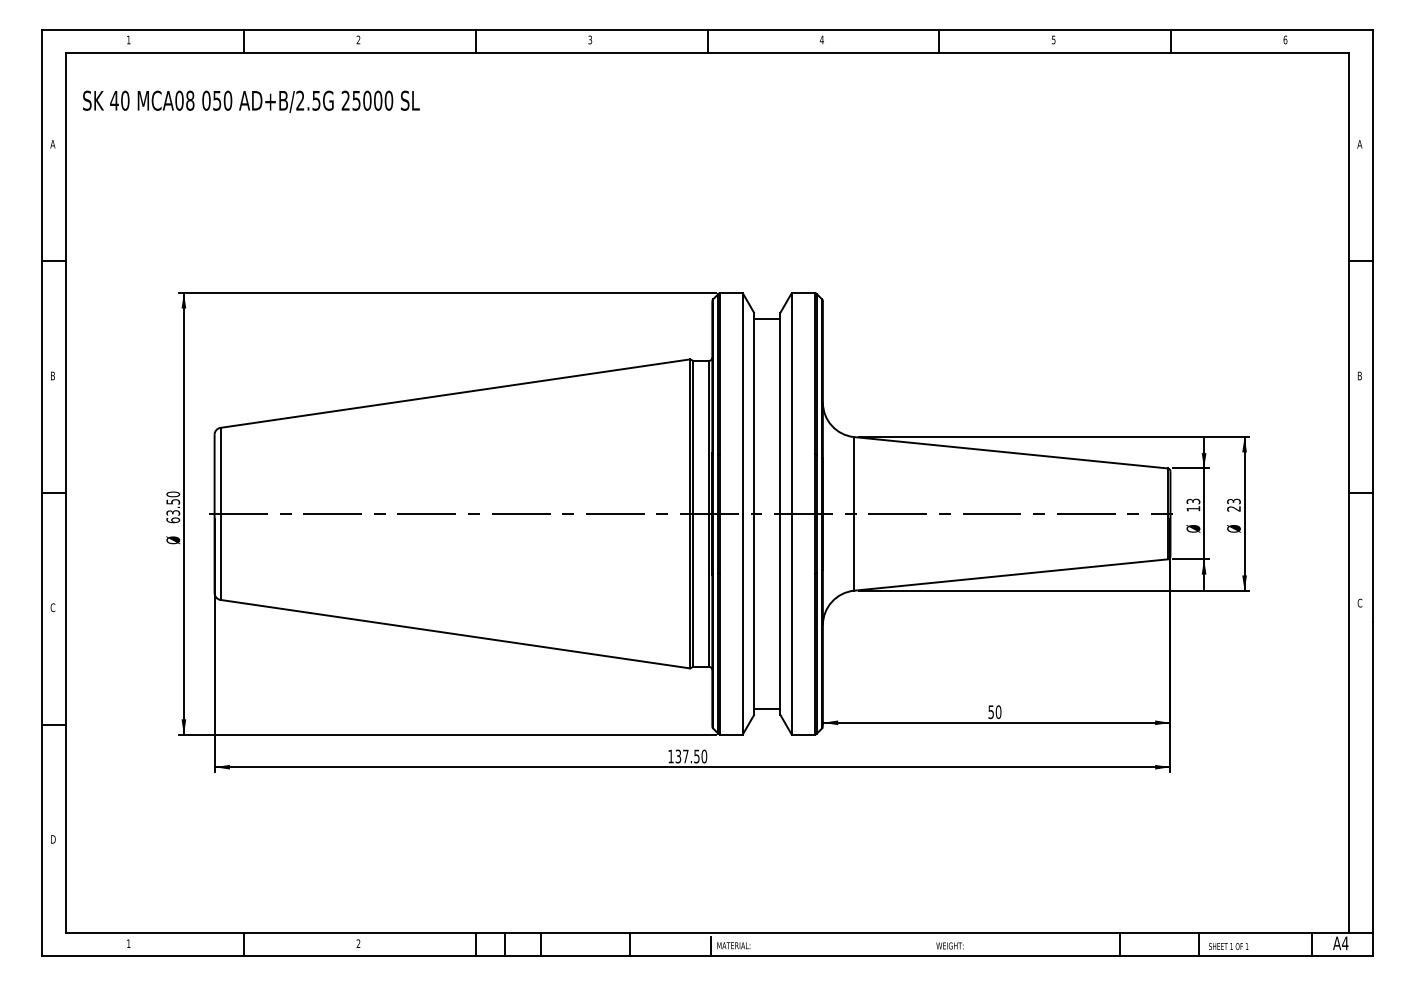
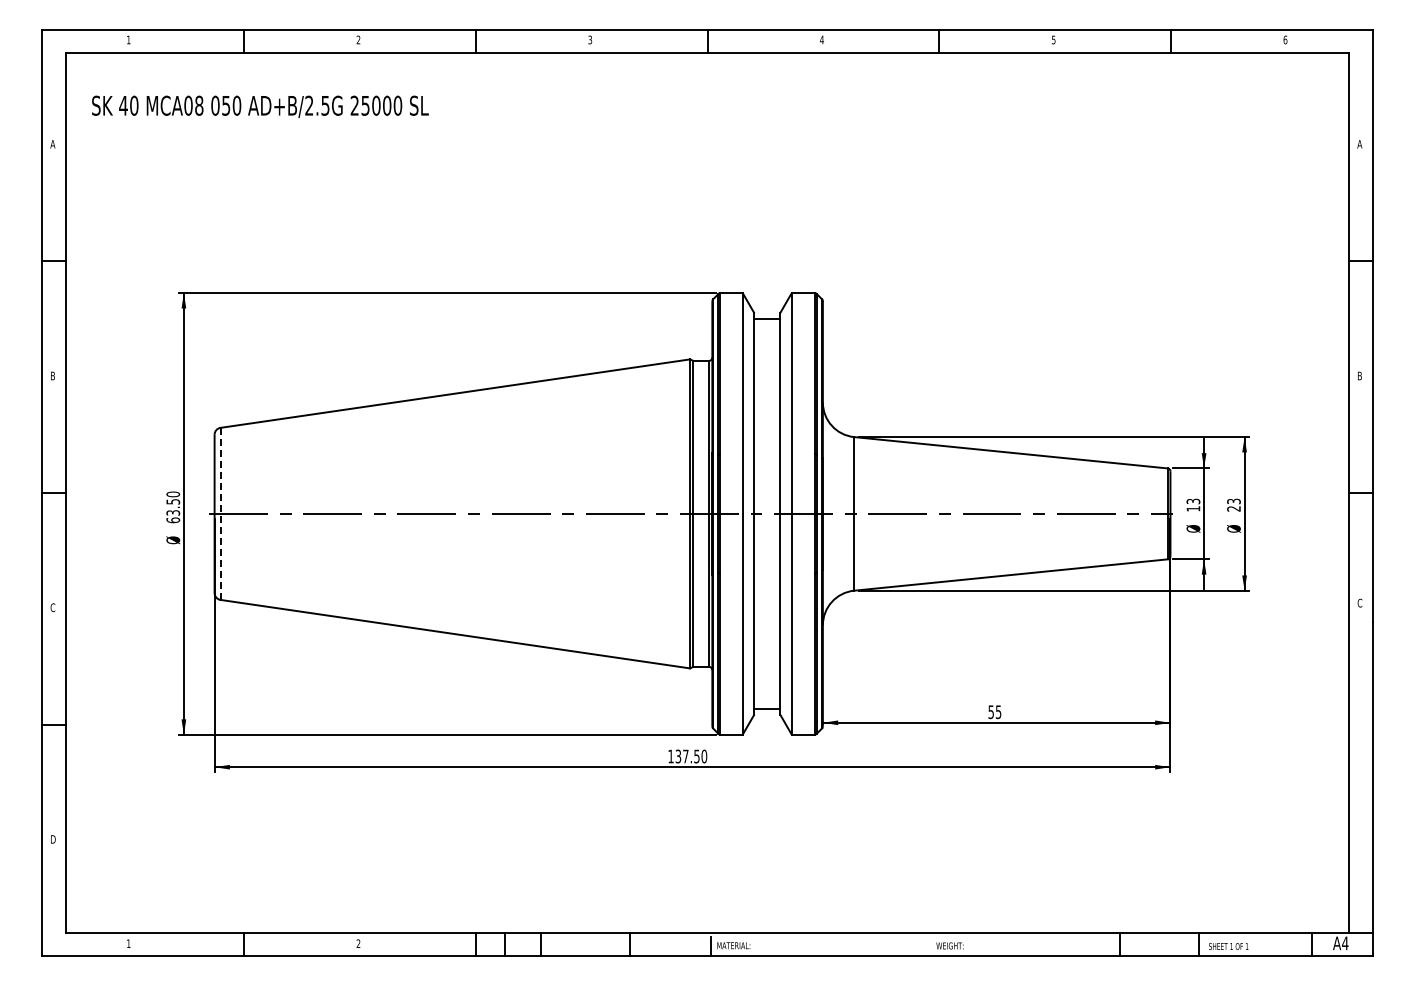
text position: (251, 101) -> (260, 106) (260, 106)
line: solid -> dashed (220, 514)
text: 50 -> 55 (998, 712)
